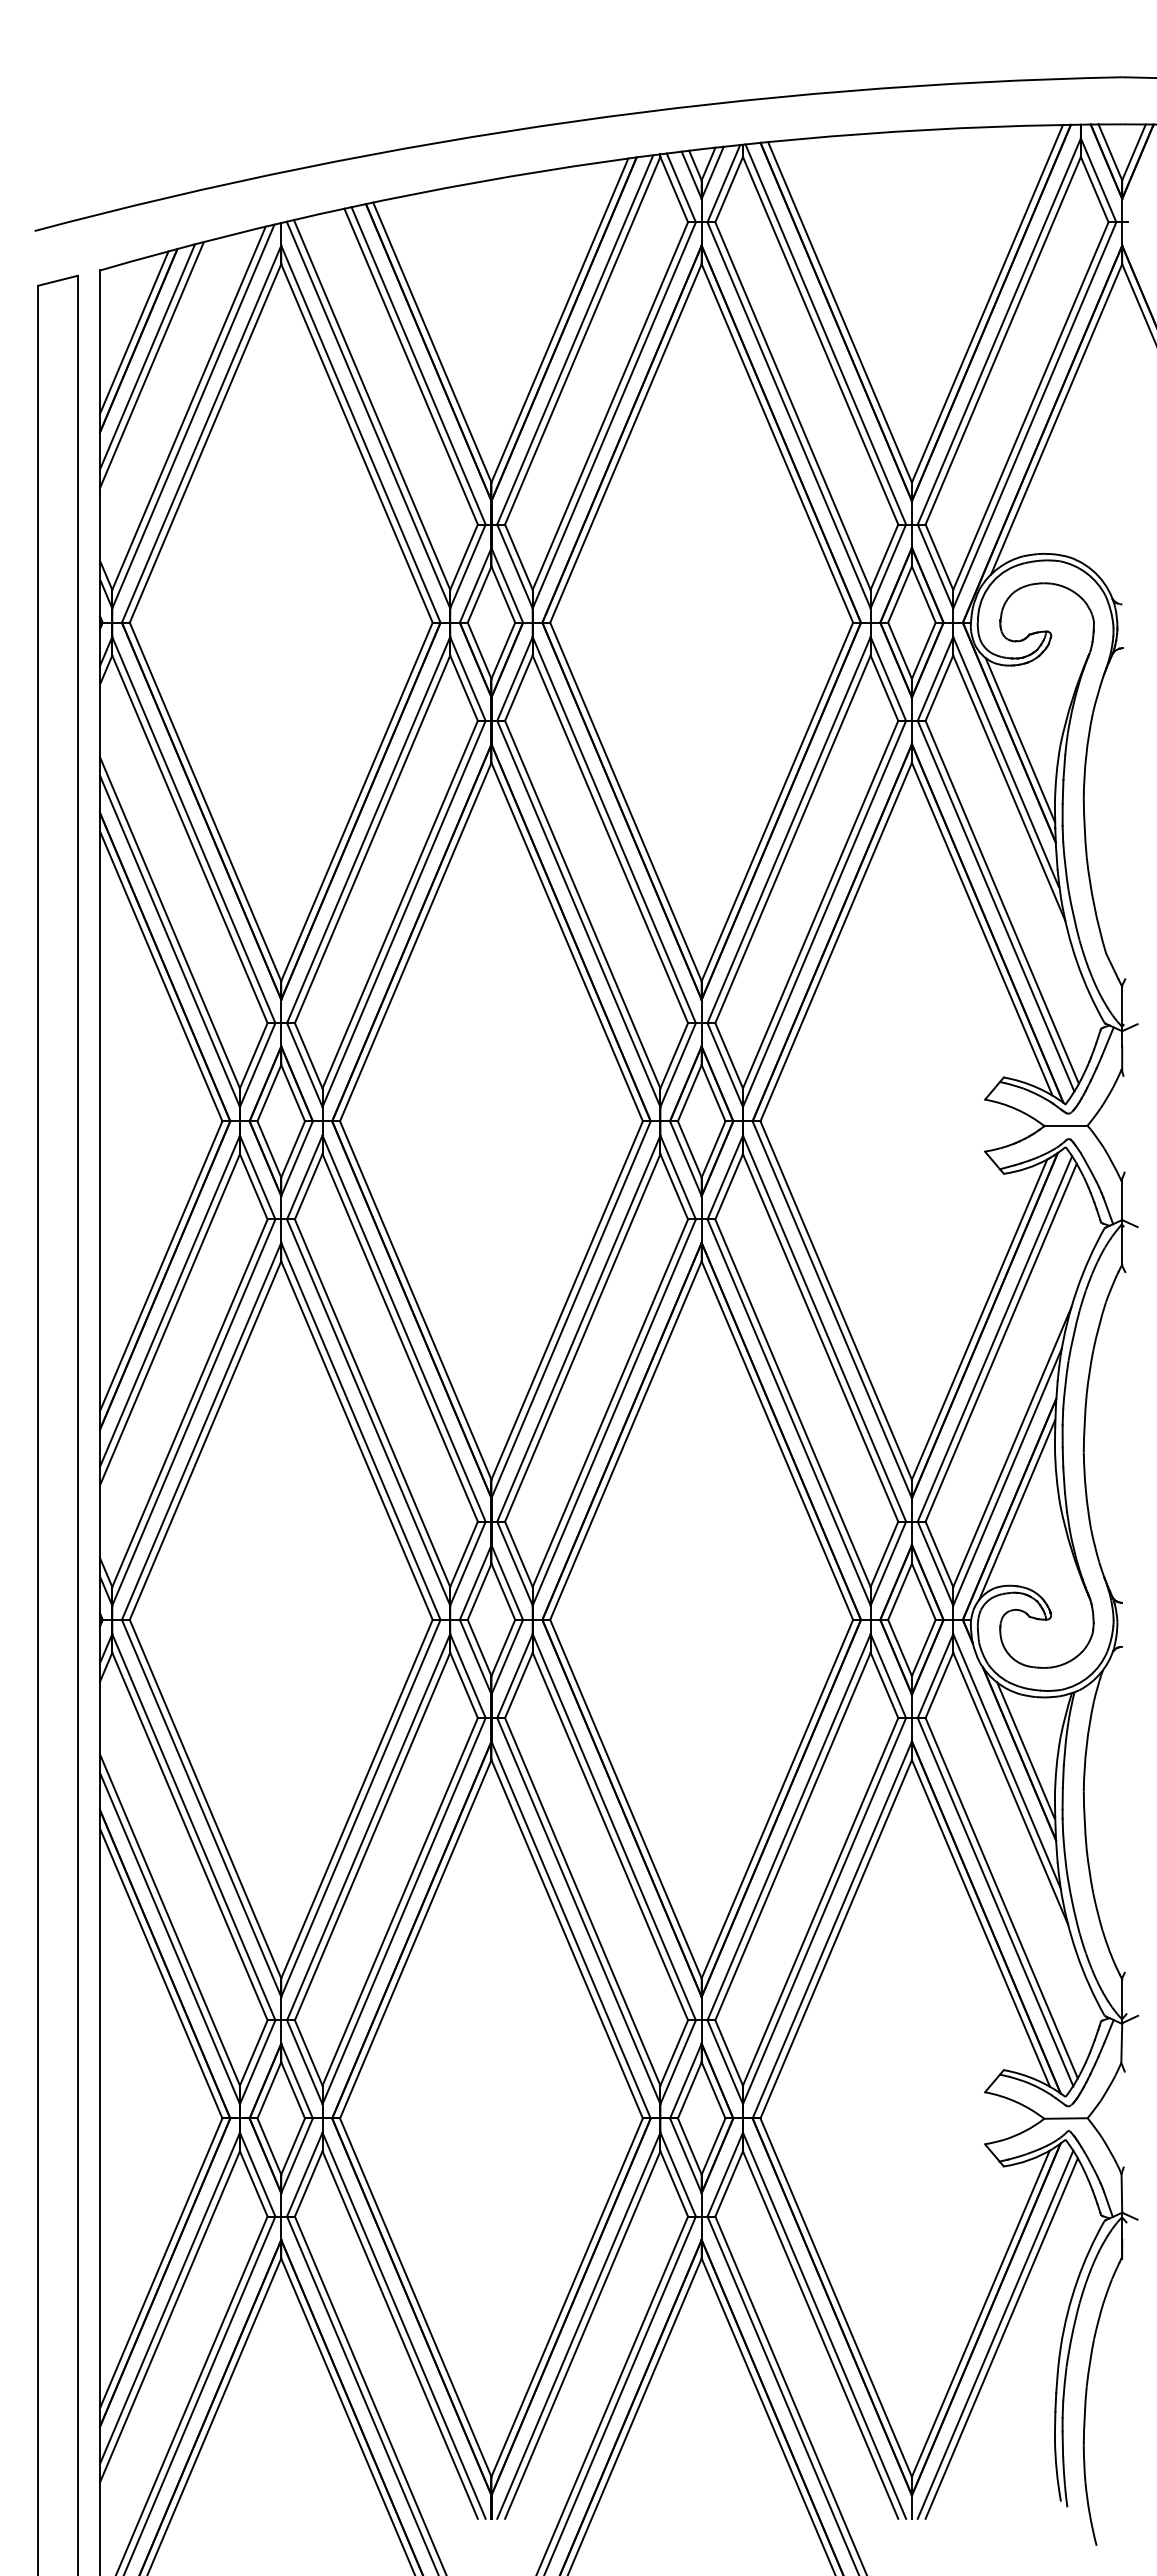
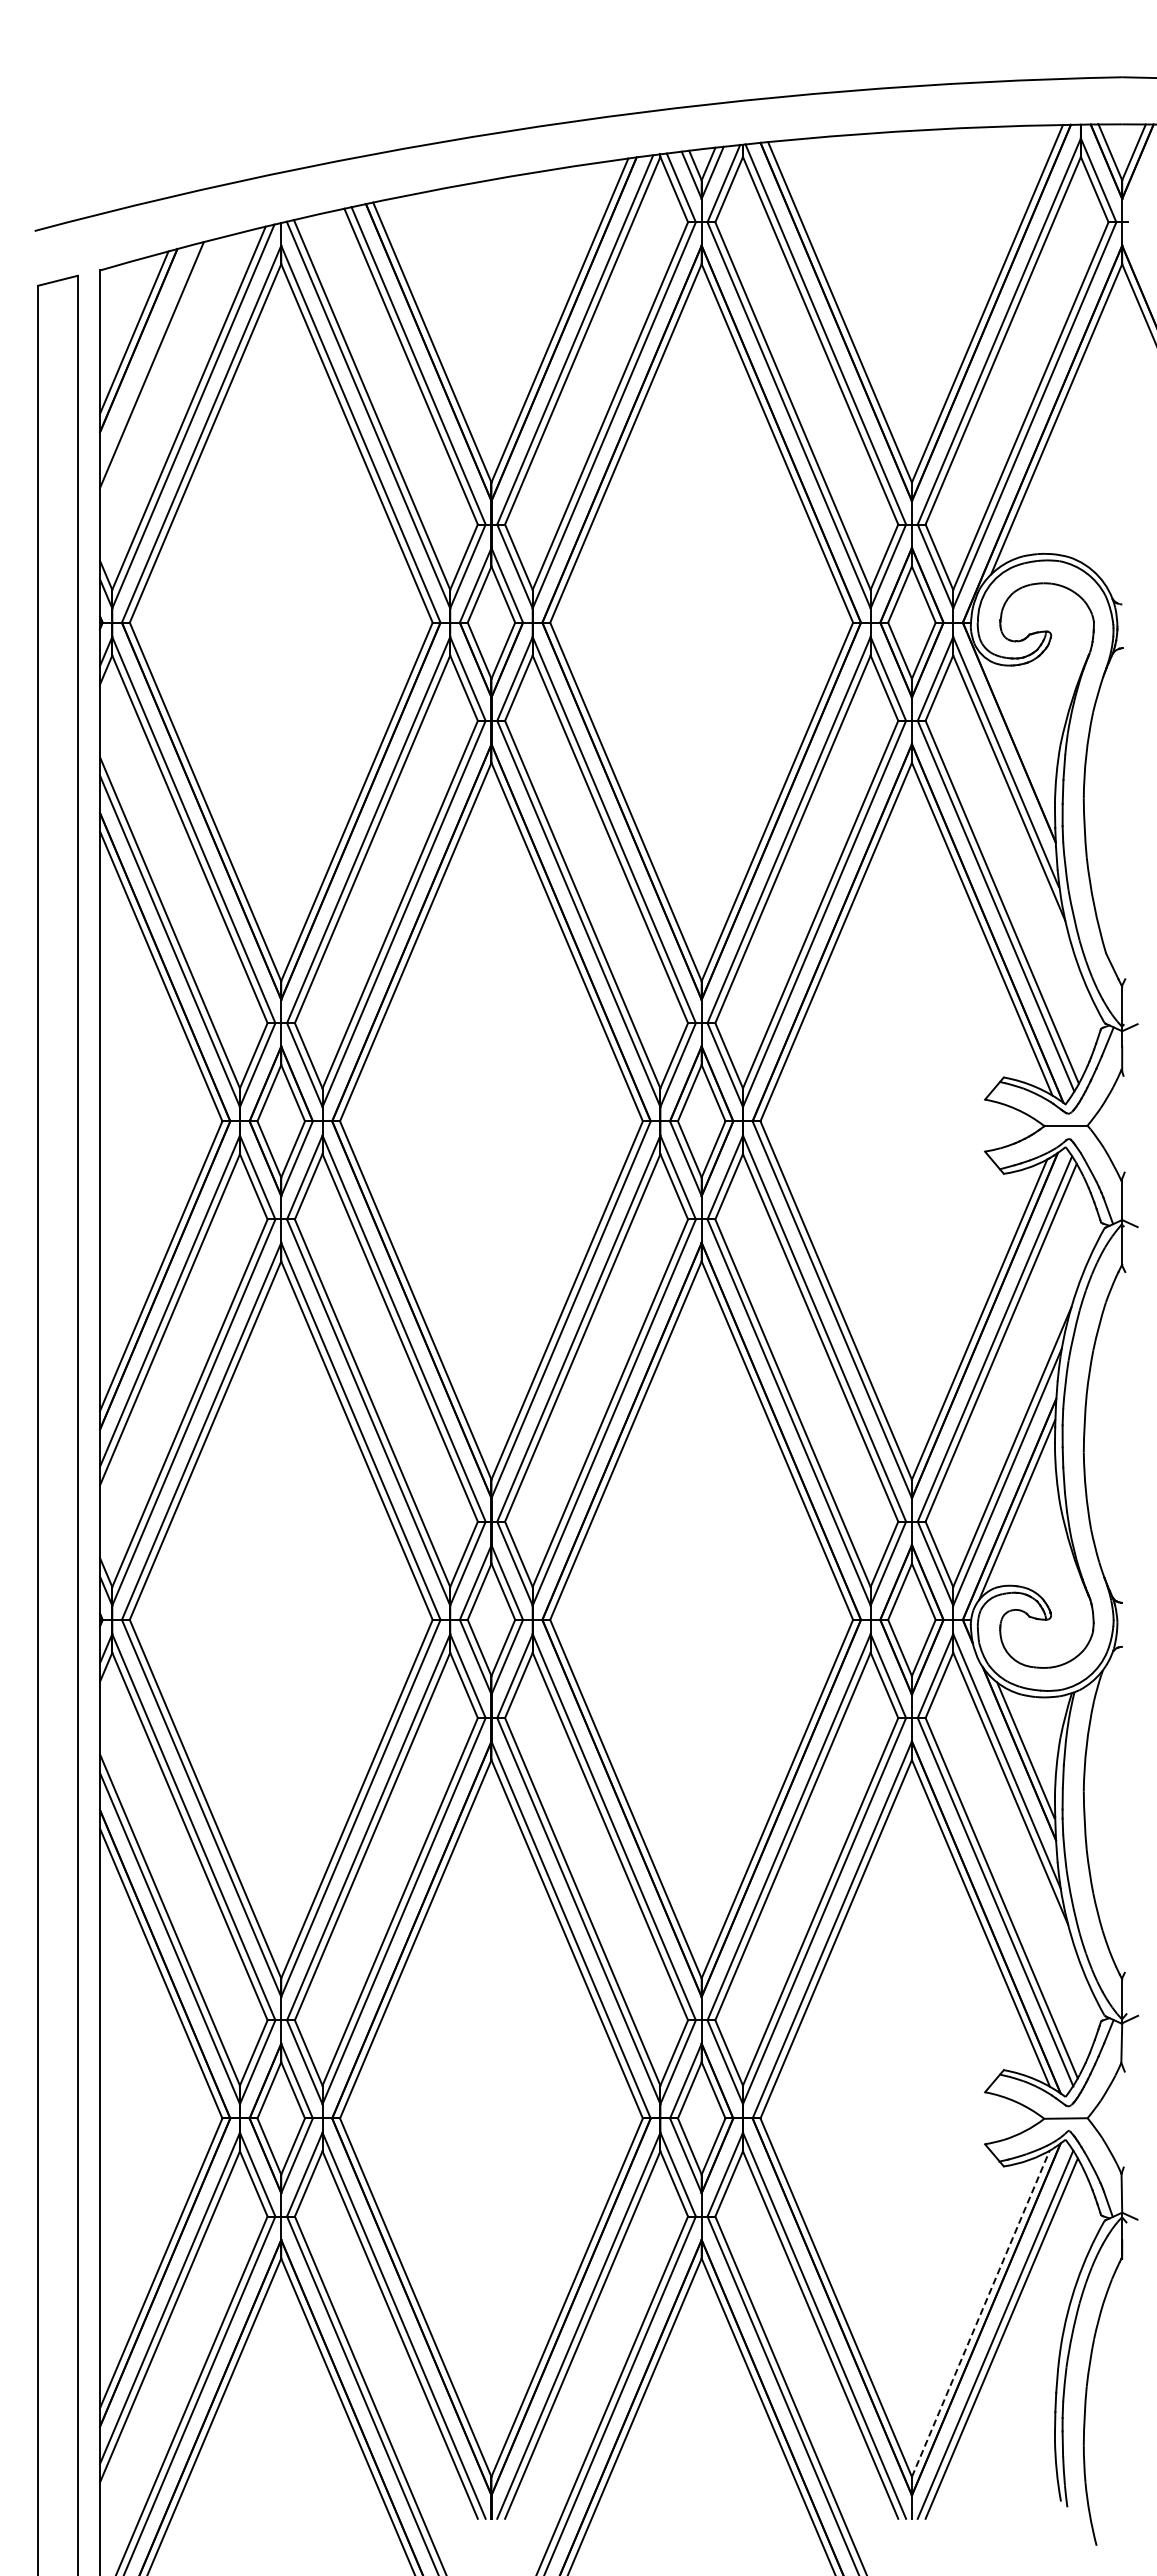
line: present -> none (147, 356)
line: present -> none (1020, 740)
line: solid -> dashed (980, 2313)
